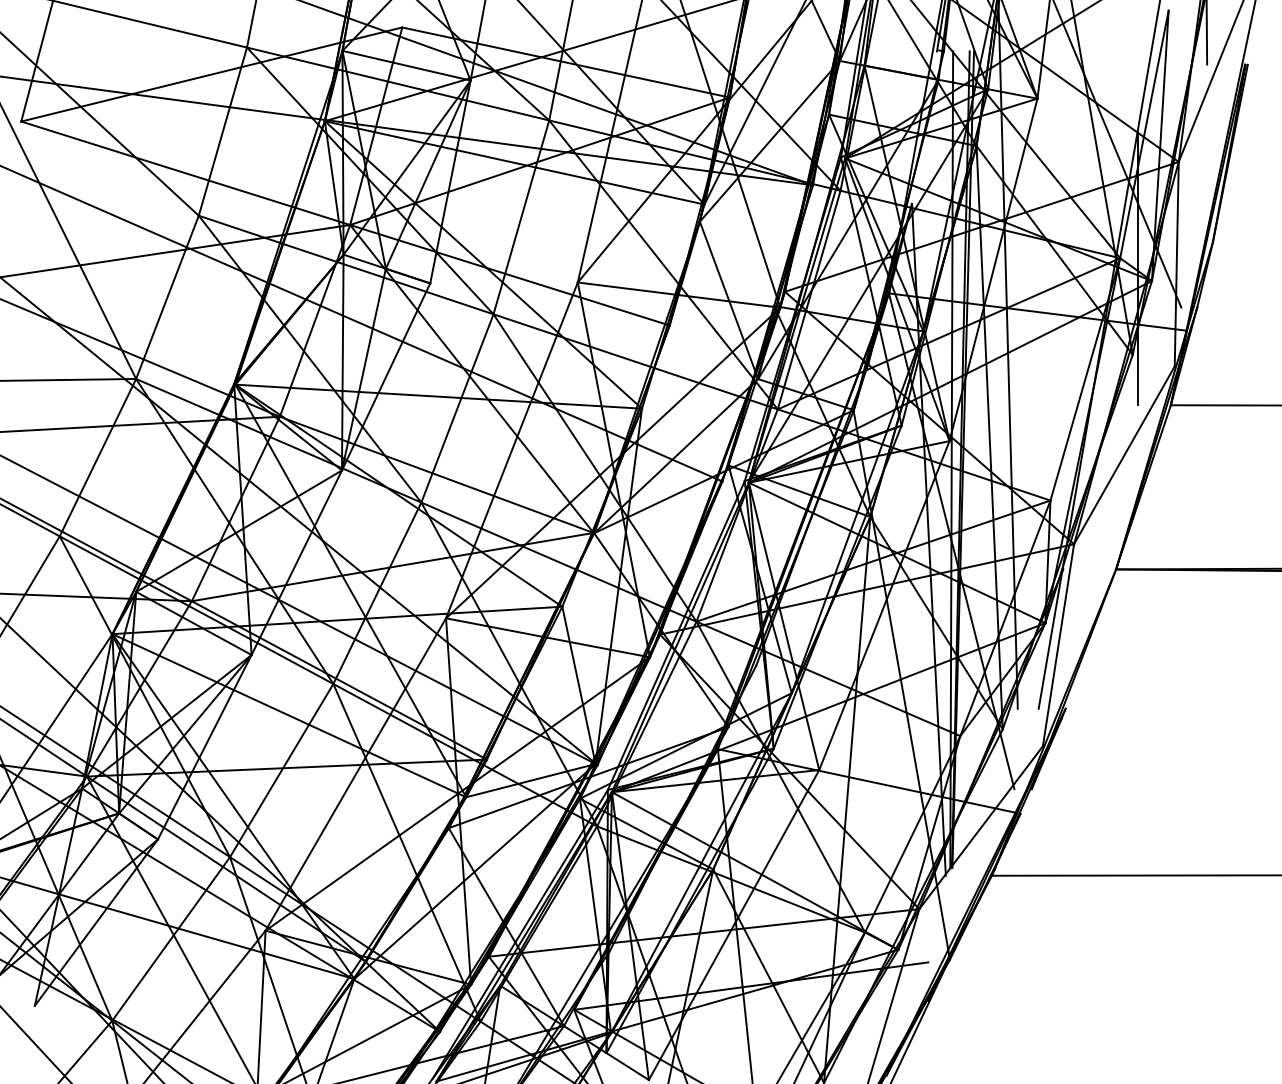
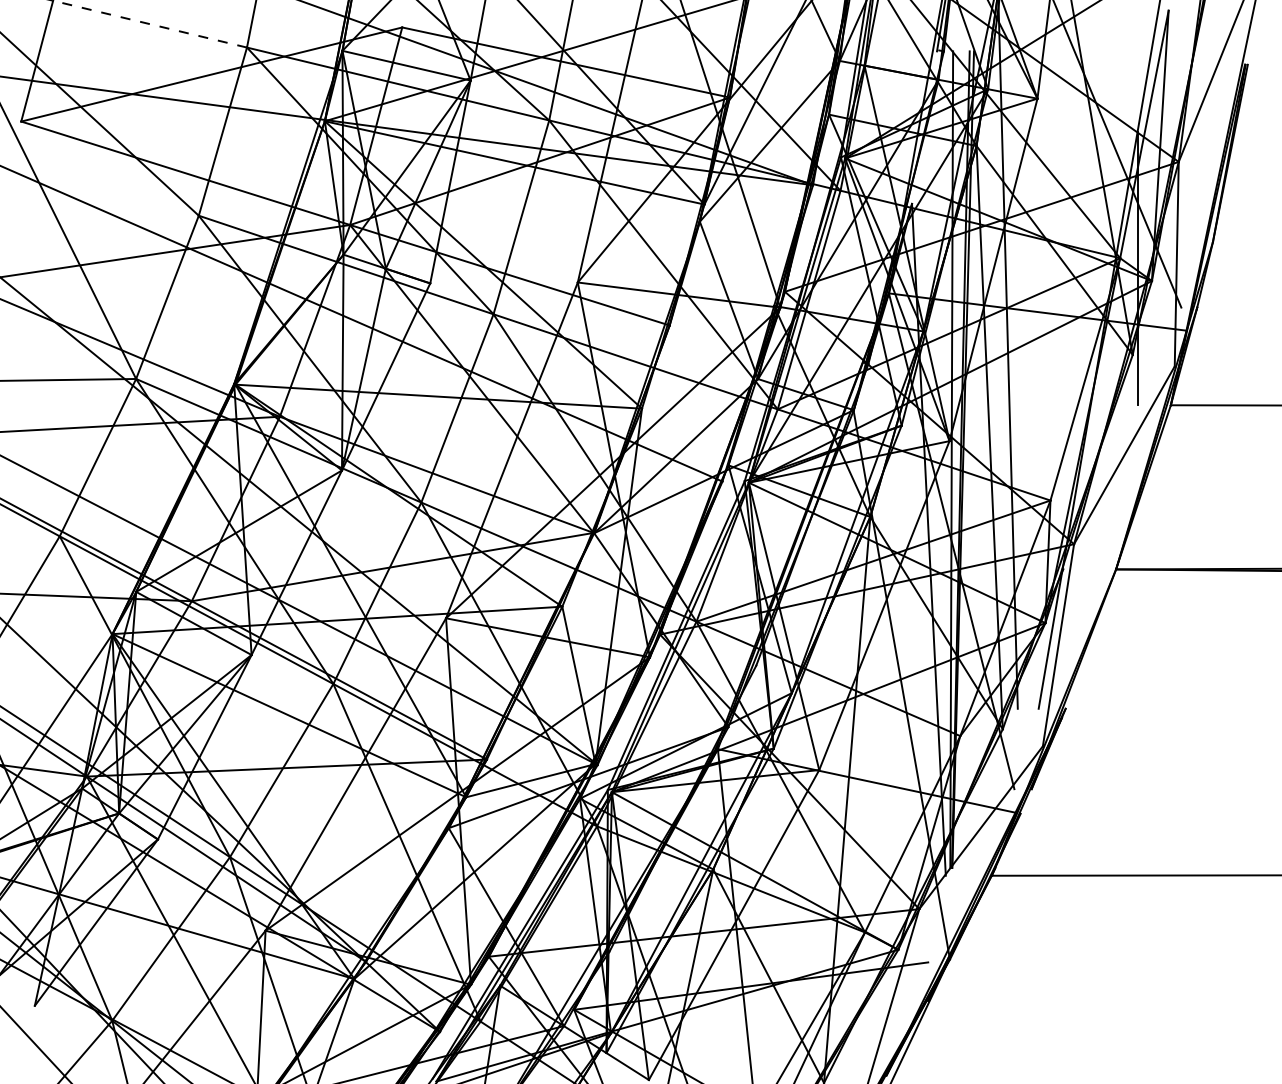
line: solid -> dashed (148, 23)
line: present -> none (1206, 33)
